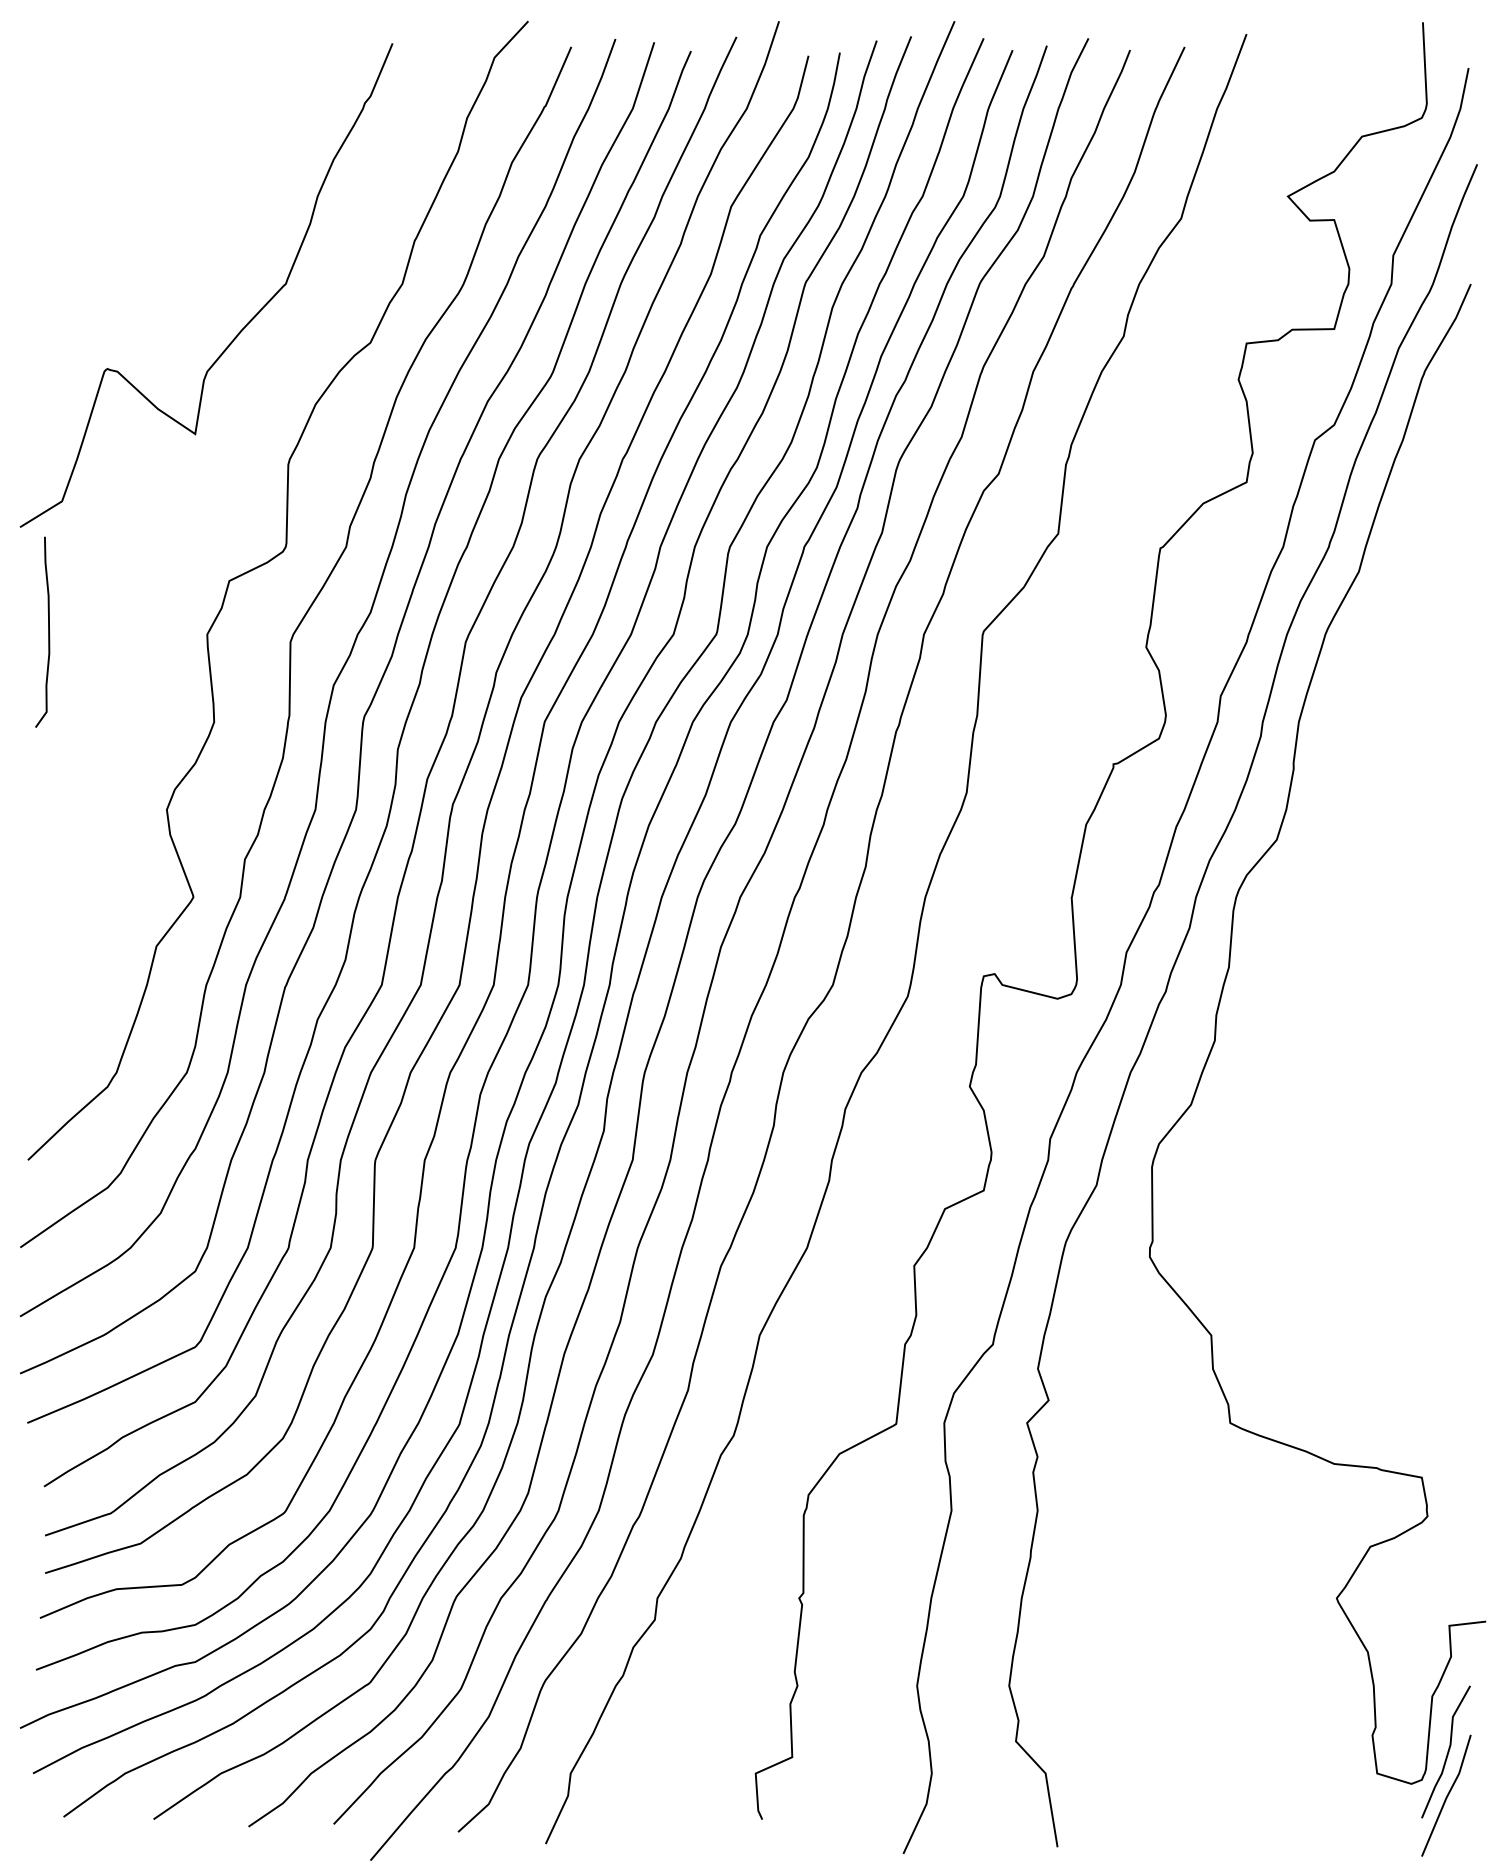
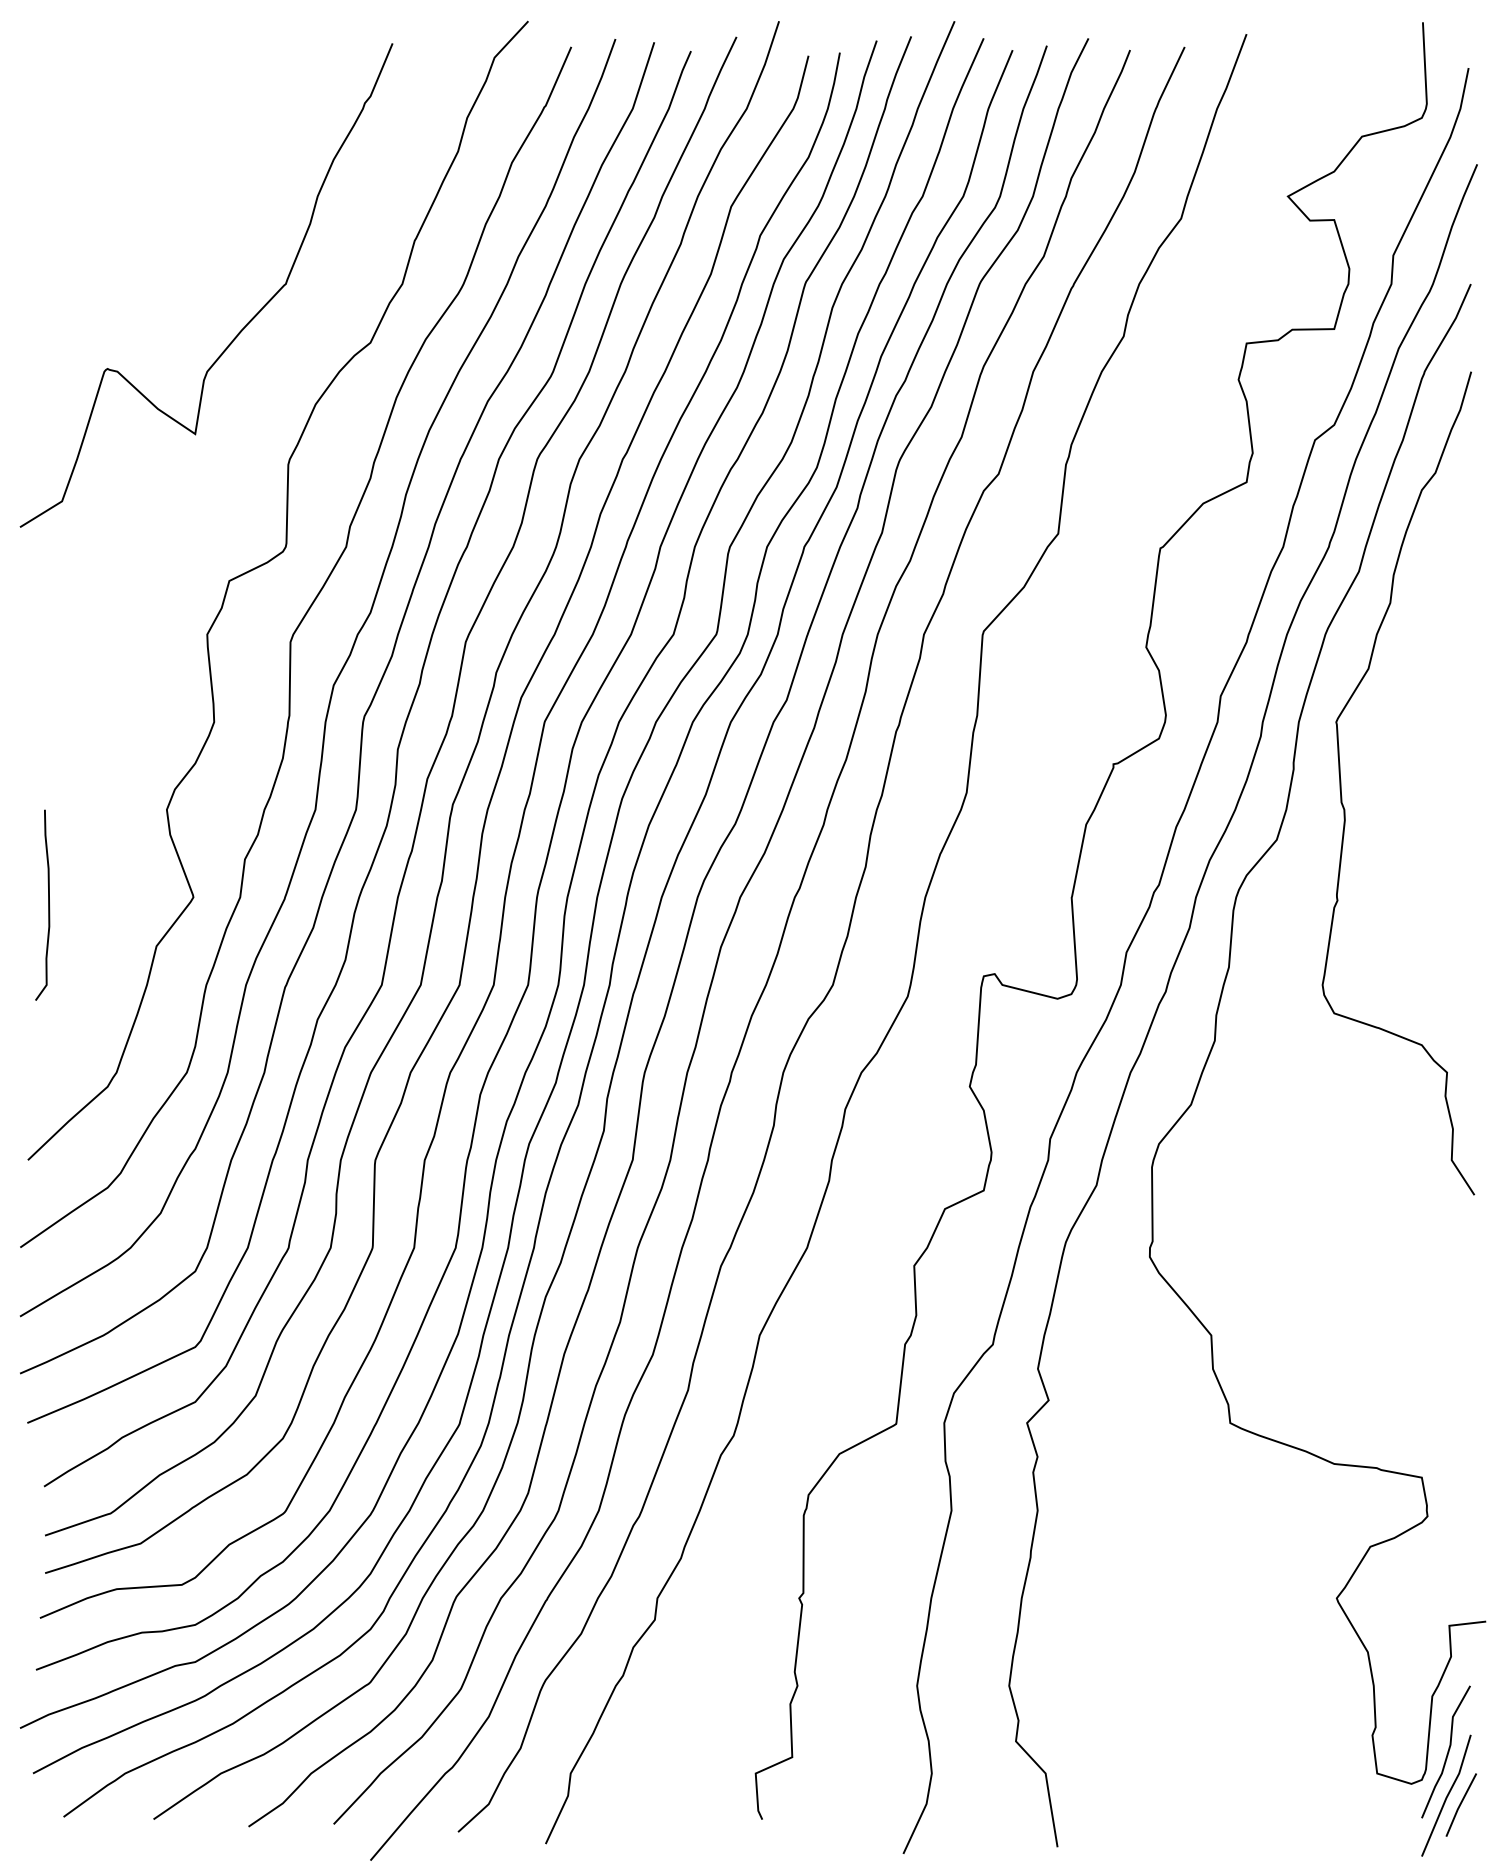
curve position: (48, 631) -> (48, 904) (48, 904)
curve: none -> present (1341, 783)
line: none -> present (1460, 1804)
